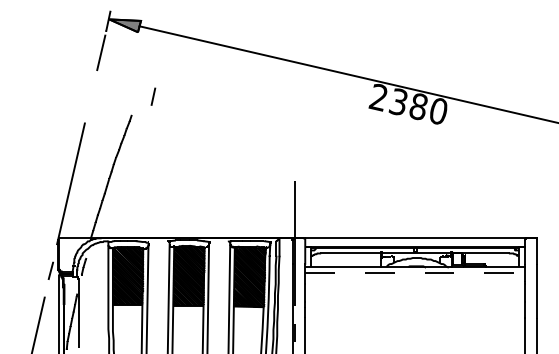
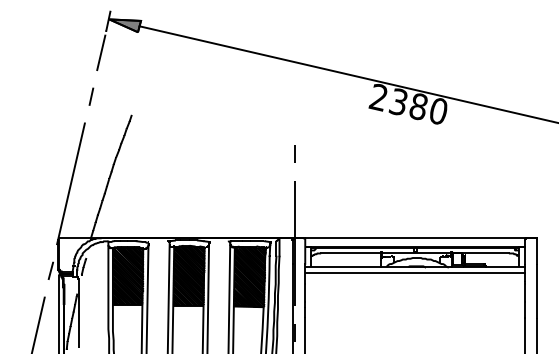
line position: (153, 96) -> (91, 96) (91, 96)
line: none -> present (294, 153)
line: dashed -> solid (415, 273)
